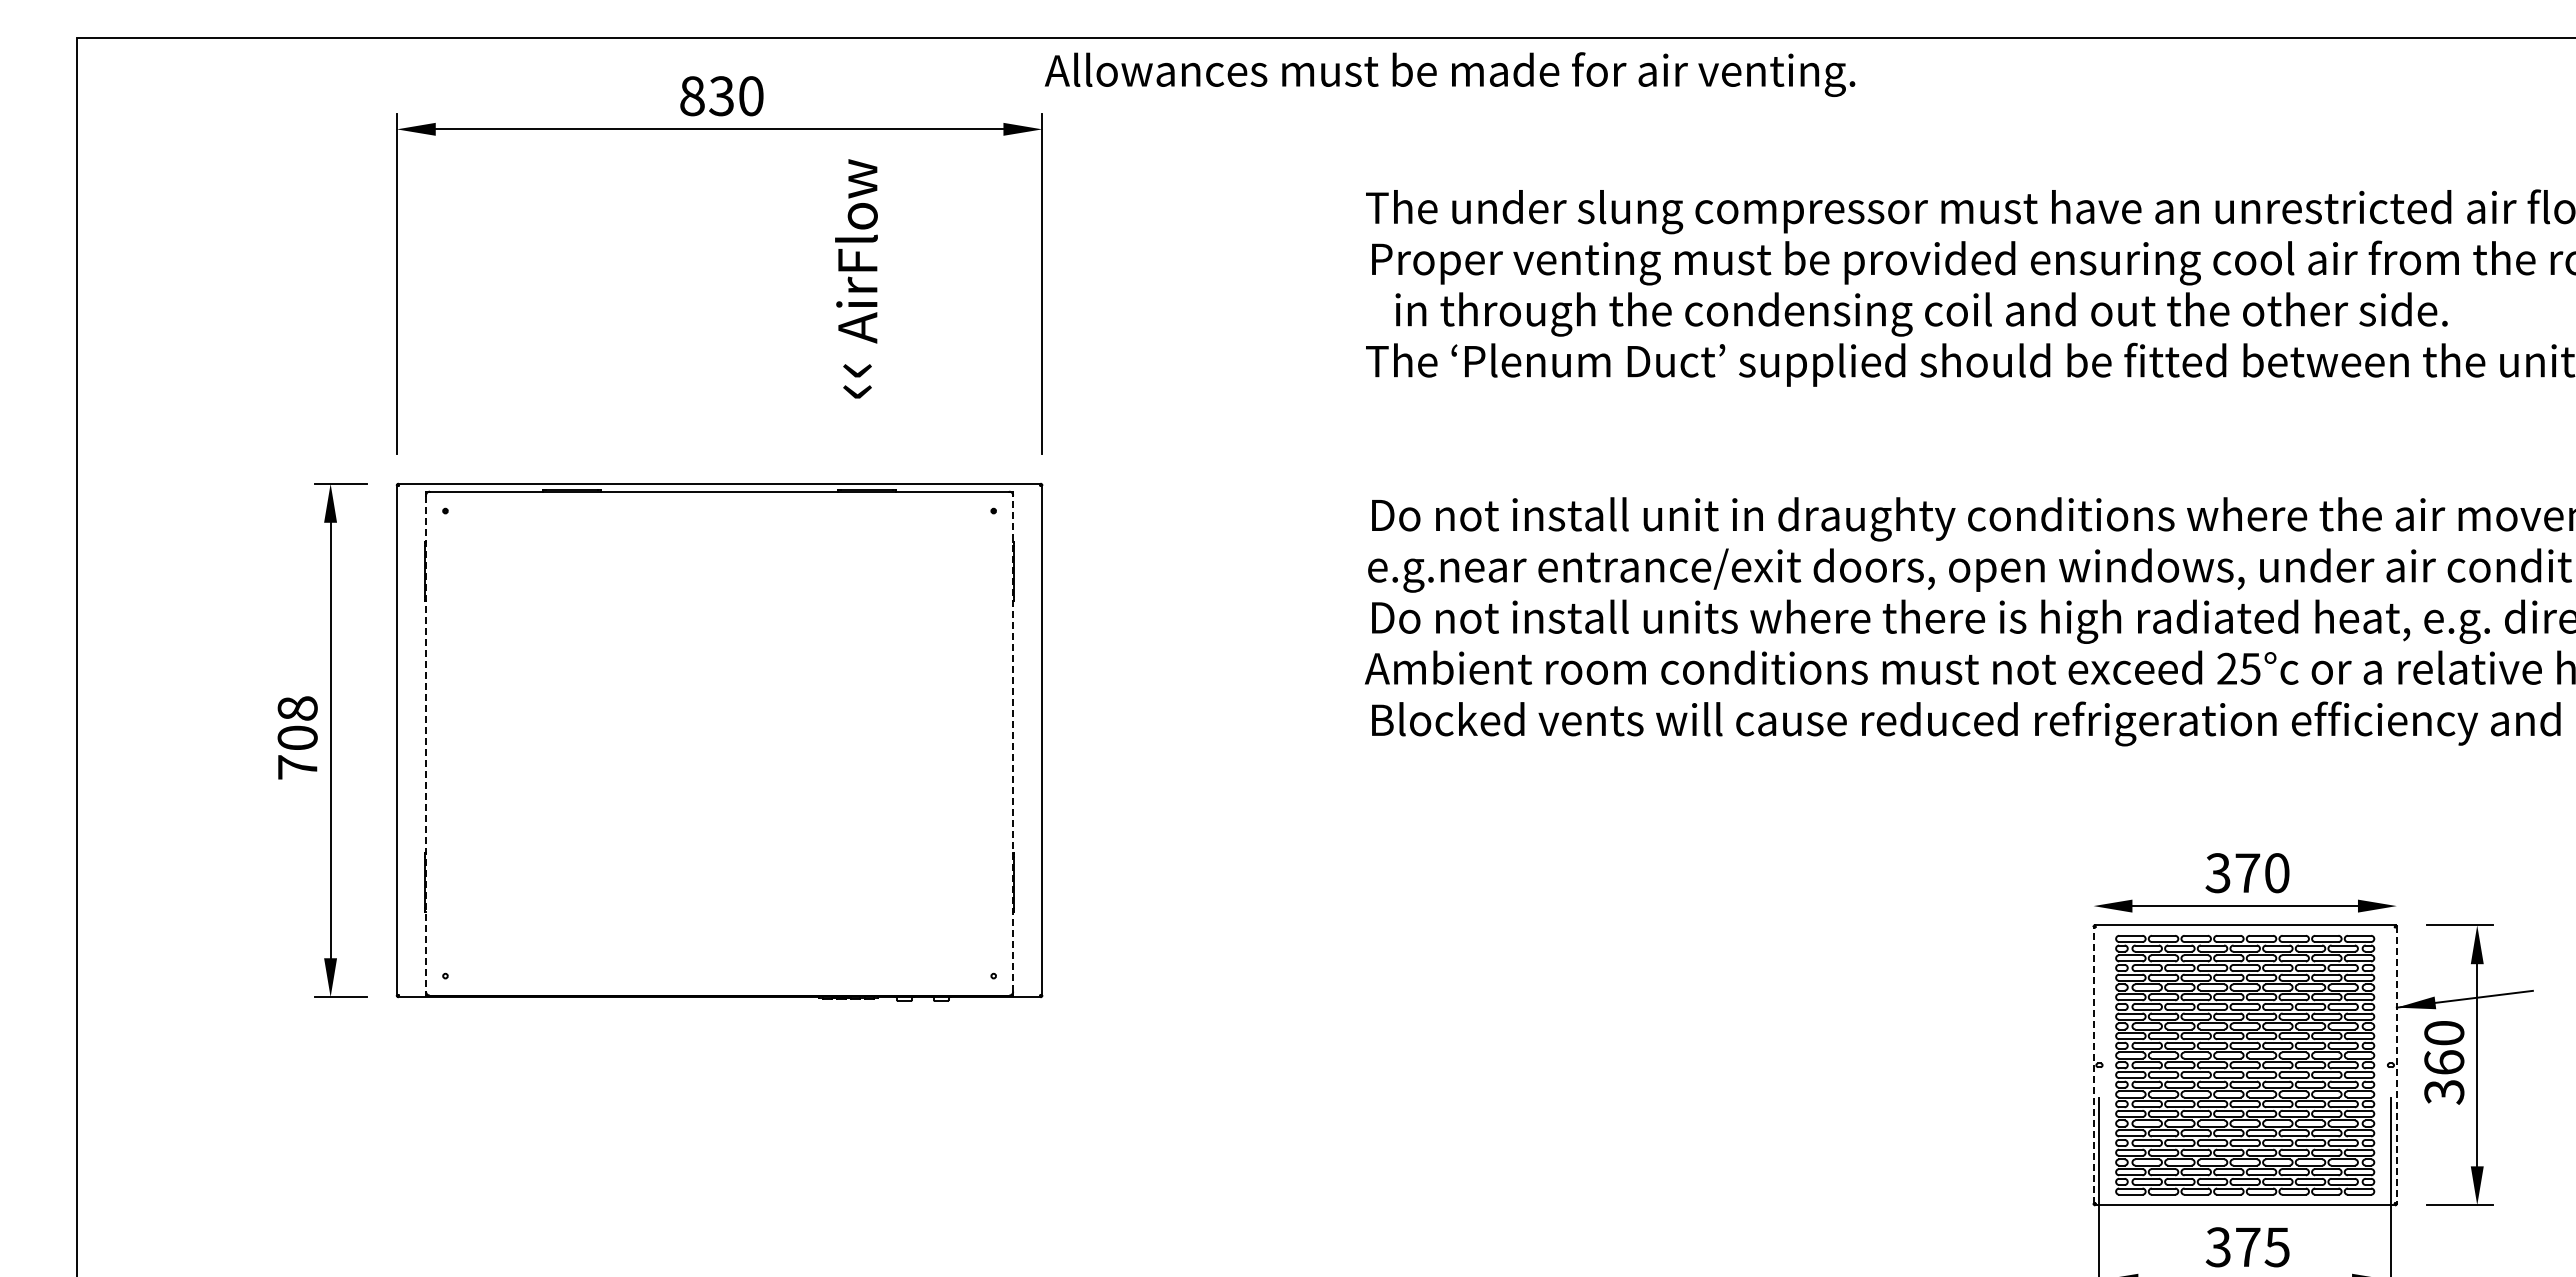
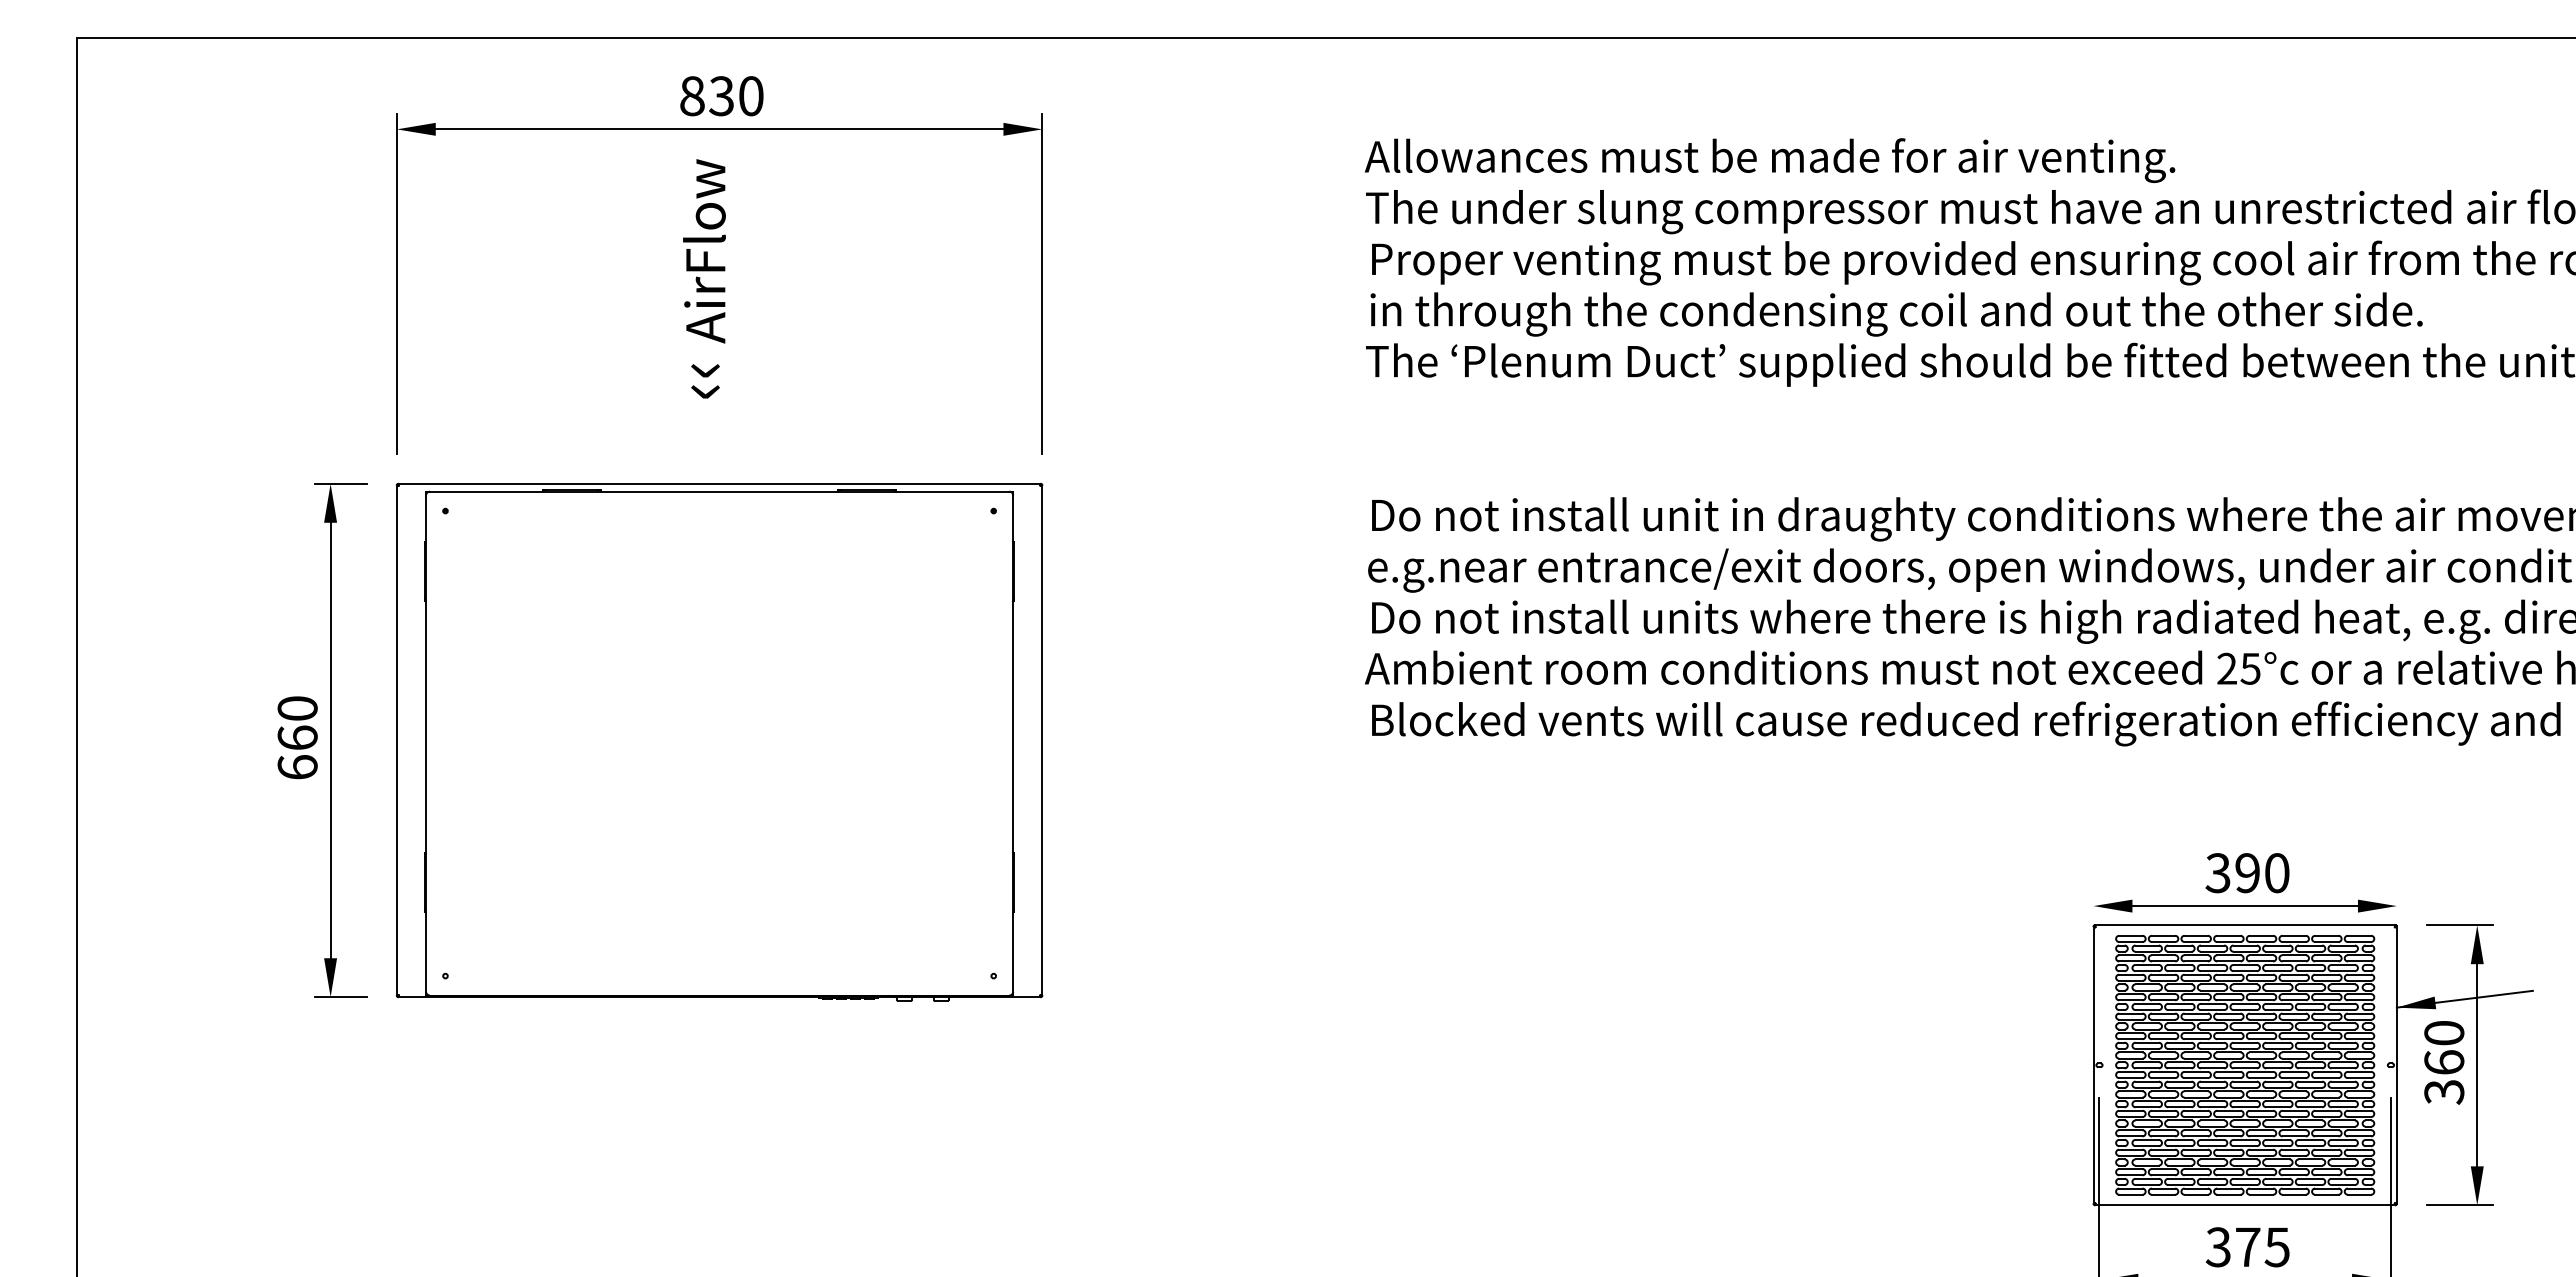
text position: (1449, 74) -> (1769, 160) (1769, 160)
text position: (856, 278) -> (704, 278) (704, 278)
text position: (1921, 314) -> (1896, 314) (1896, 314)
text: 708 -> 660 (297, 737)
line: dashed -> solid (1013, 743)
line: dashed -> solid (426, 744)
text: 370 -> 390 (2247, 873)
line: dashed -> solid (2093, 1065)
line: dashed -> solid (2396, 1065)
